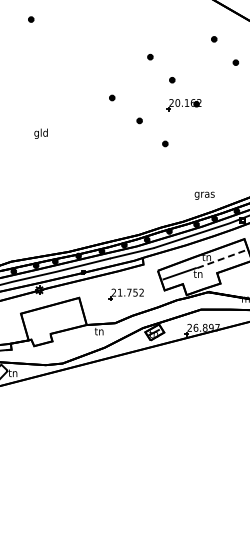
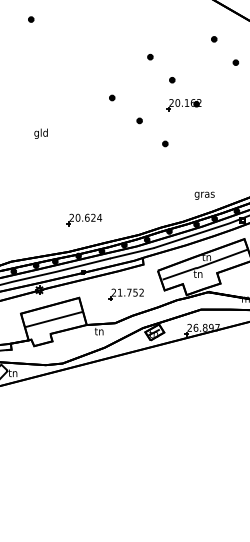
part: none -> present (84, 219)
line: dashed -> solid (222, 258)
line: none -> present (53, 319)
